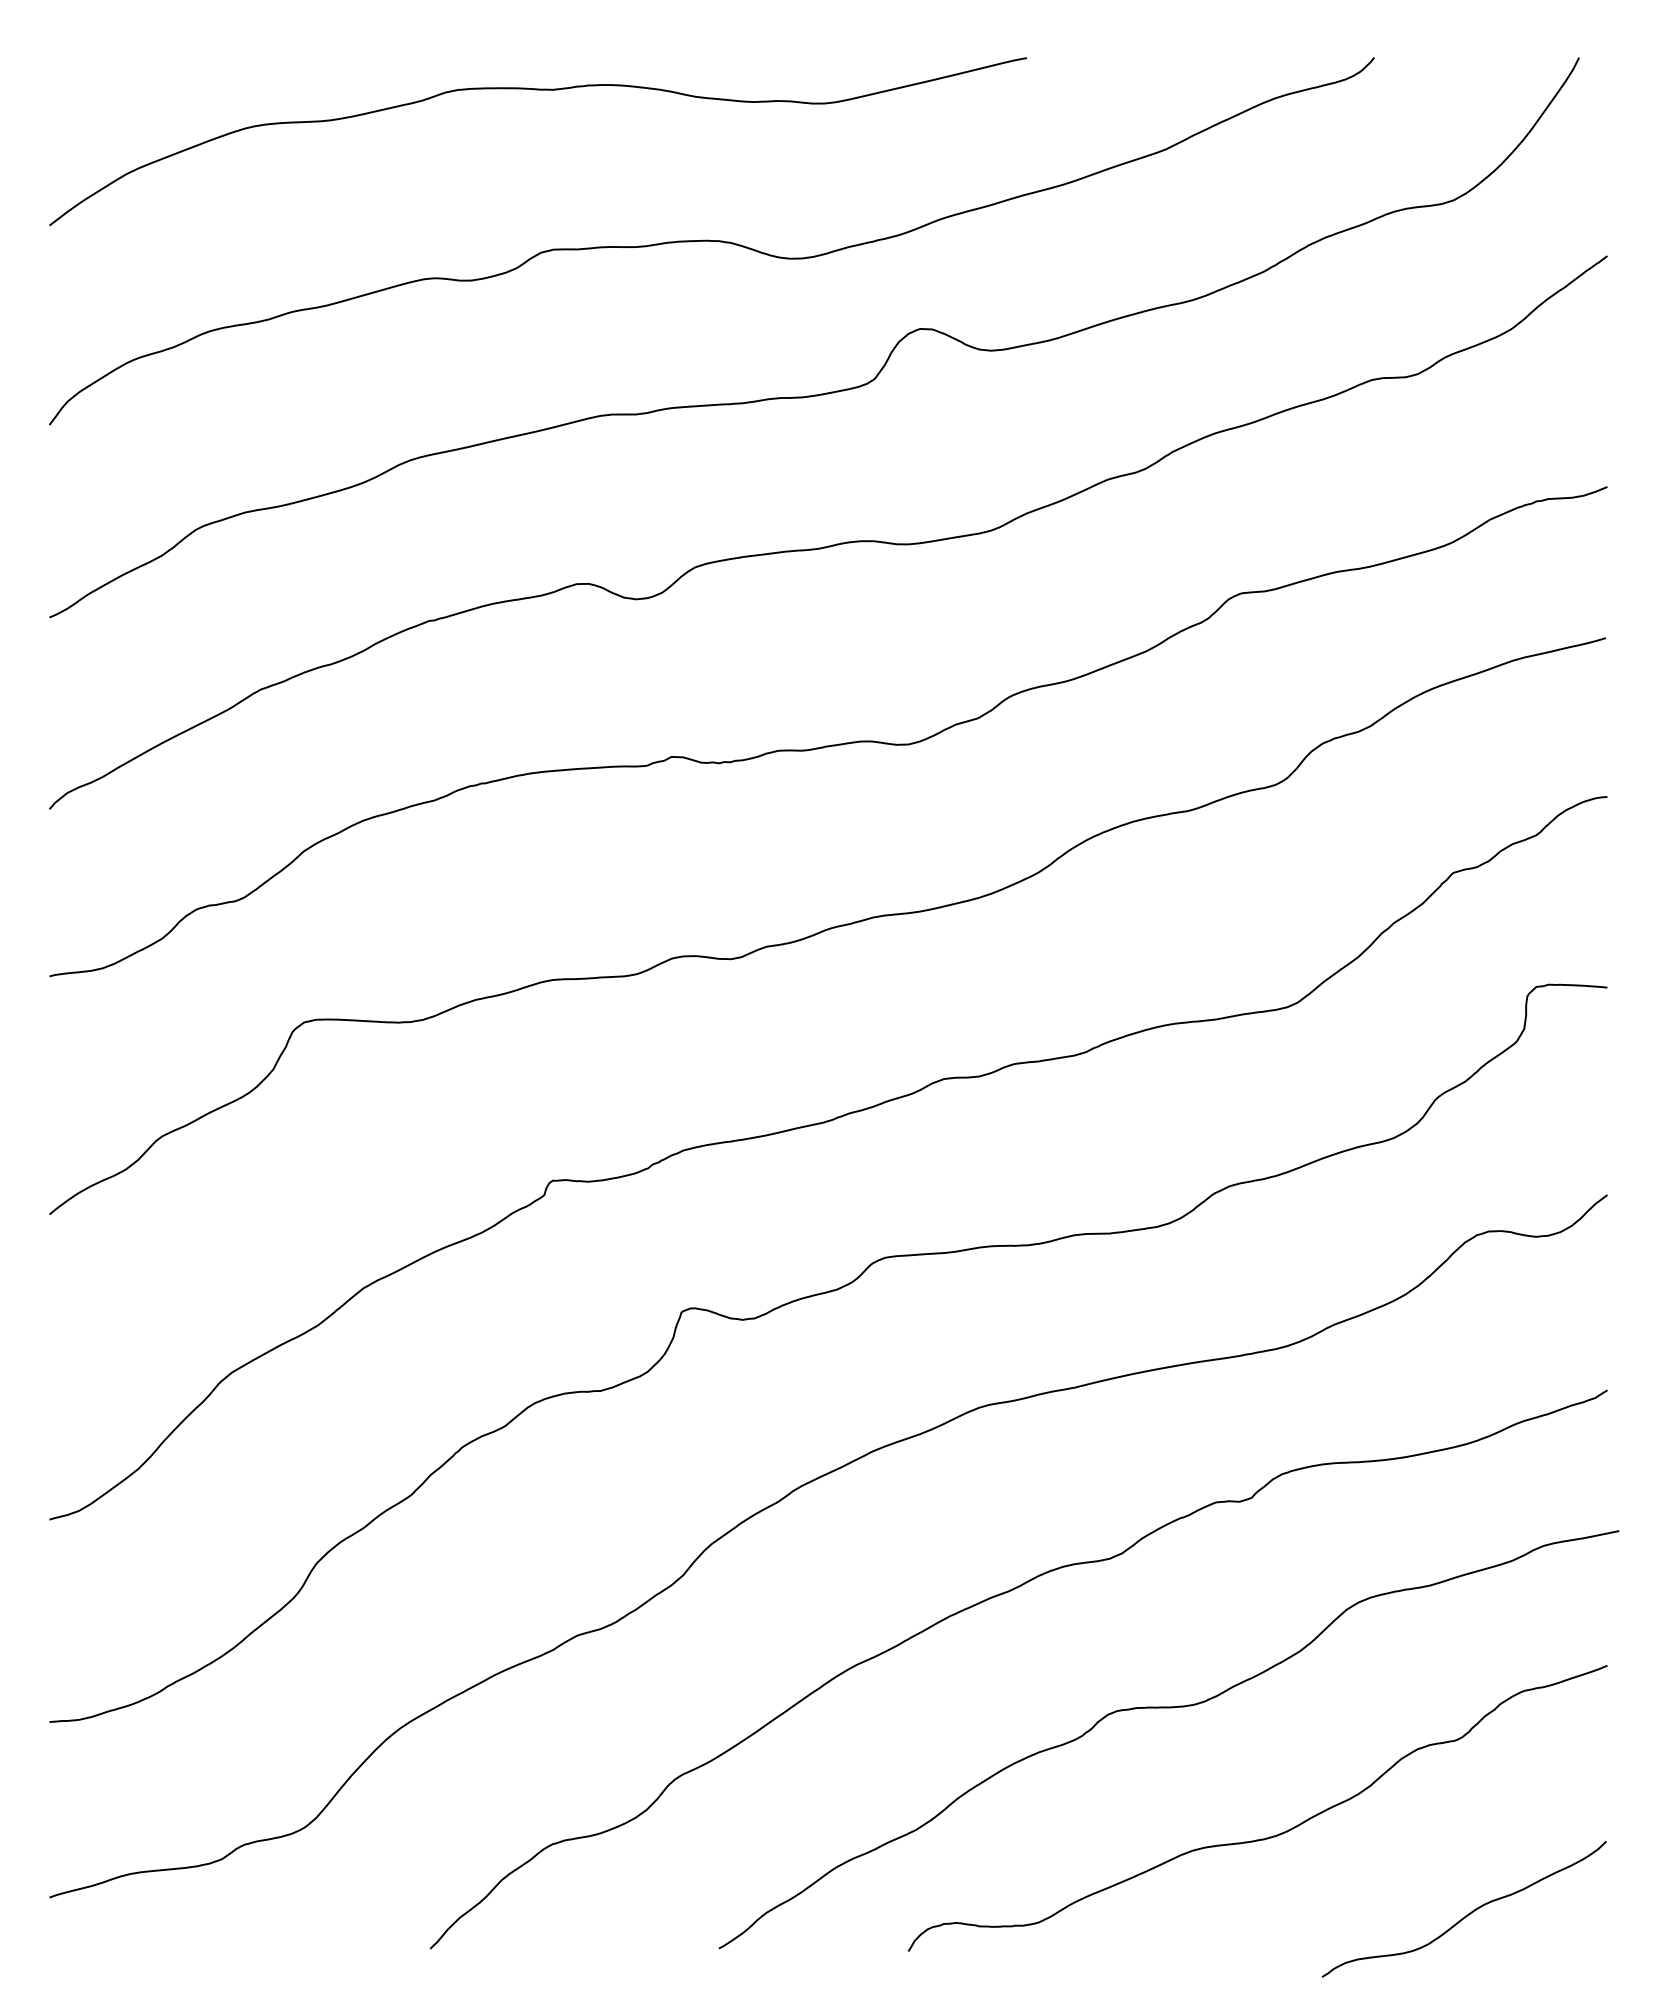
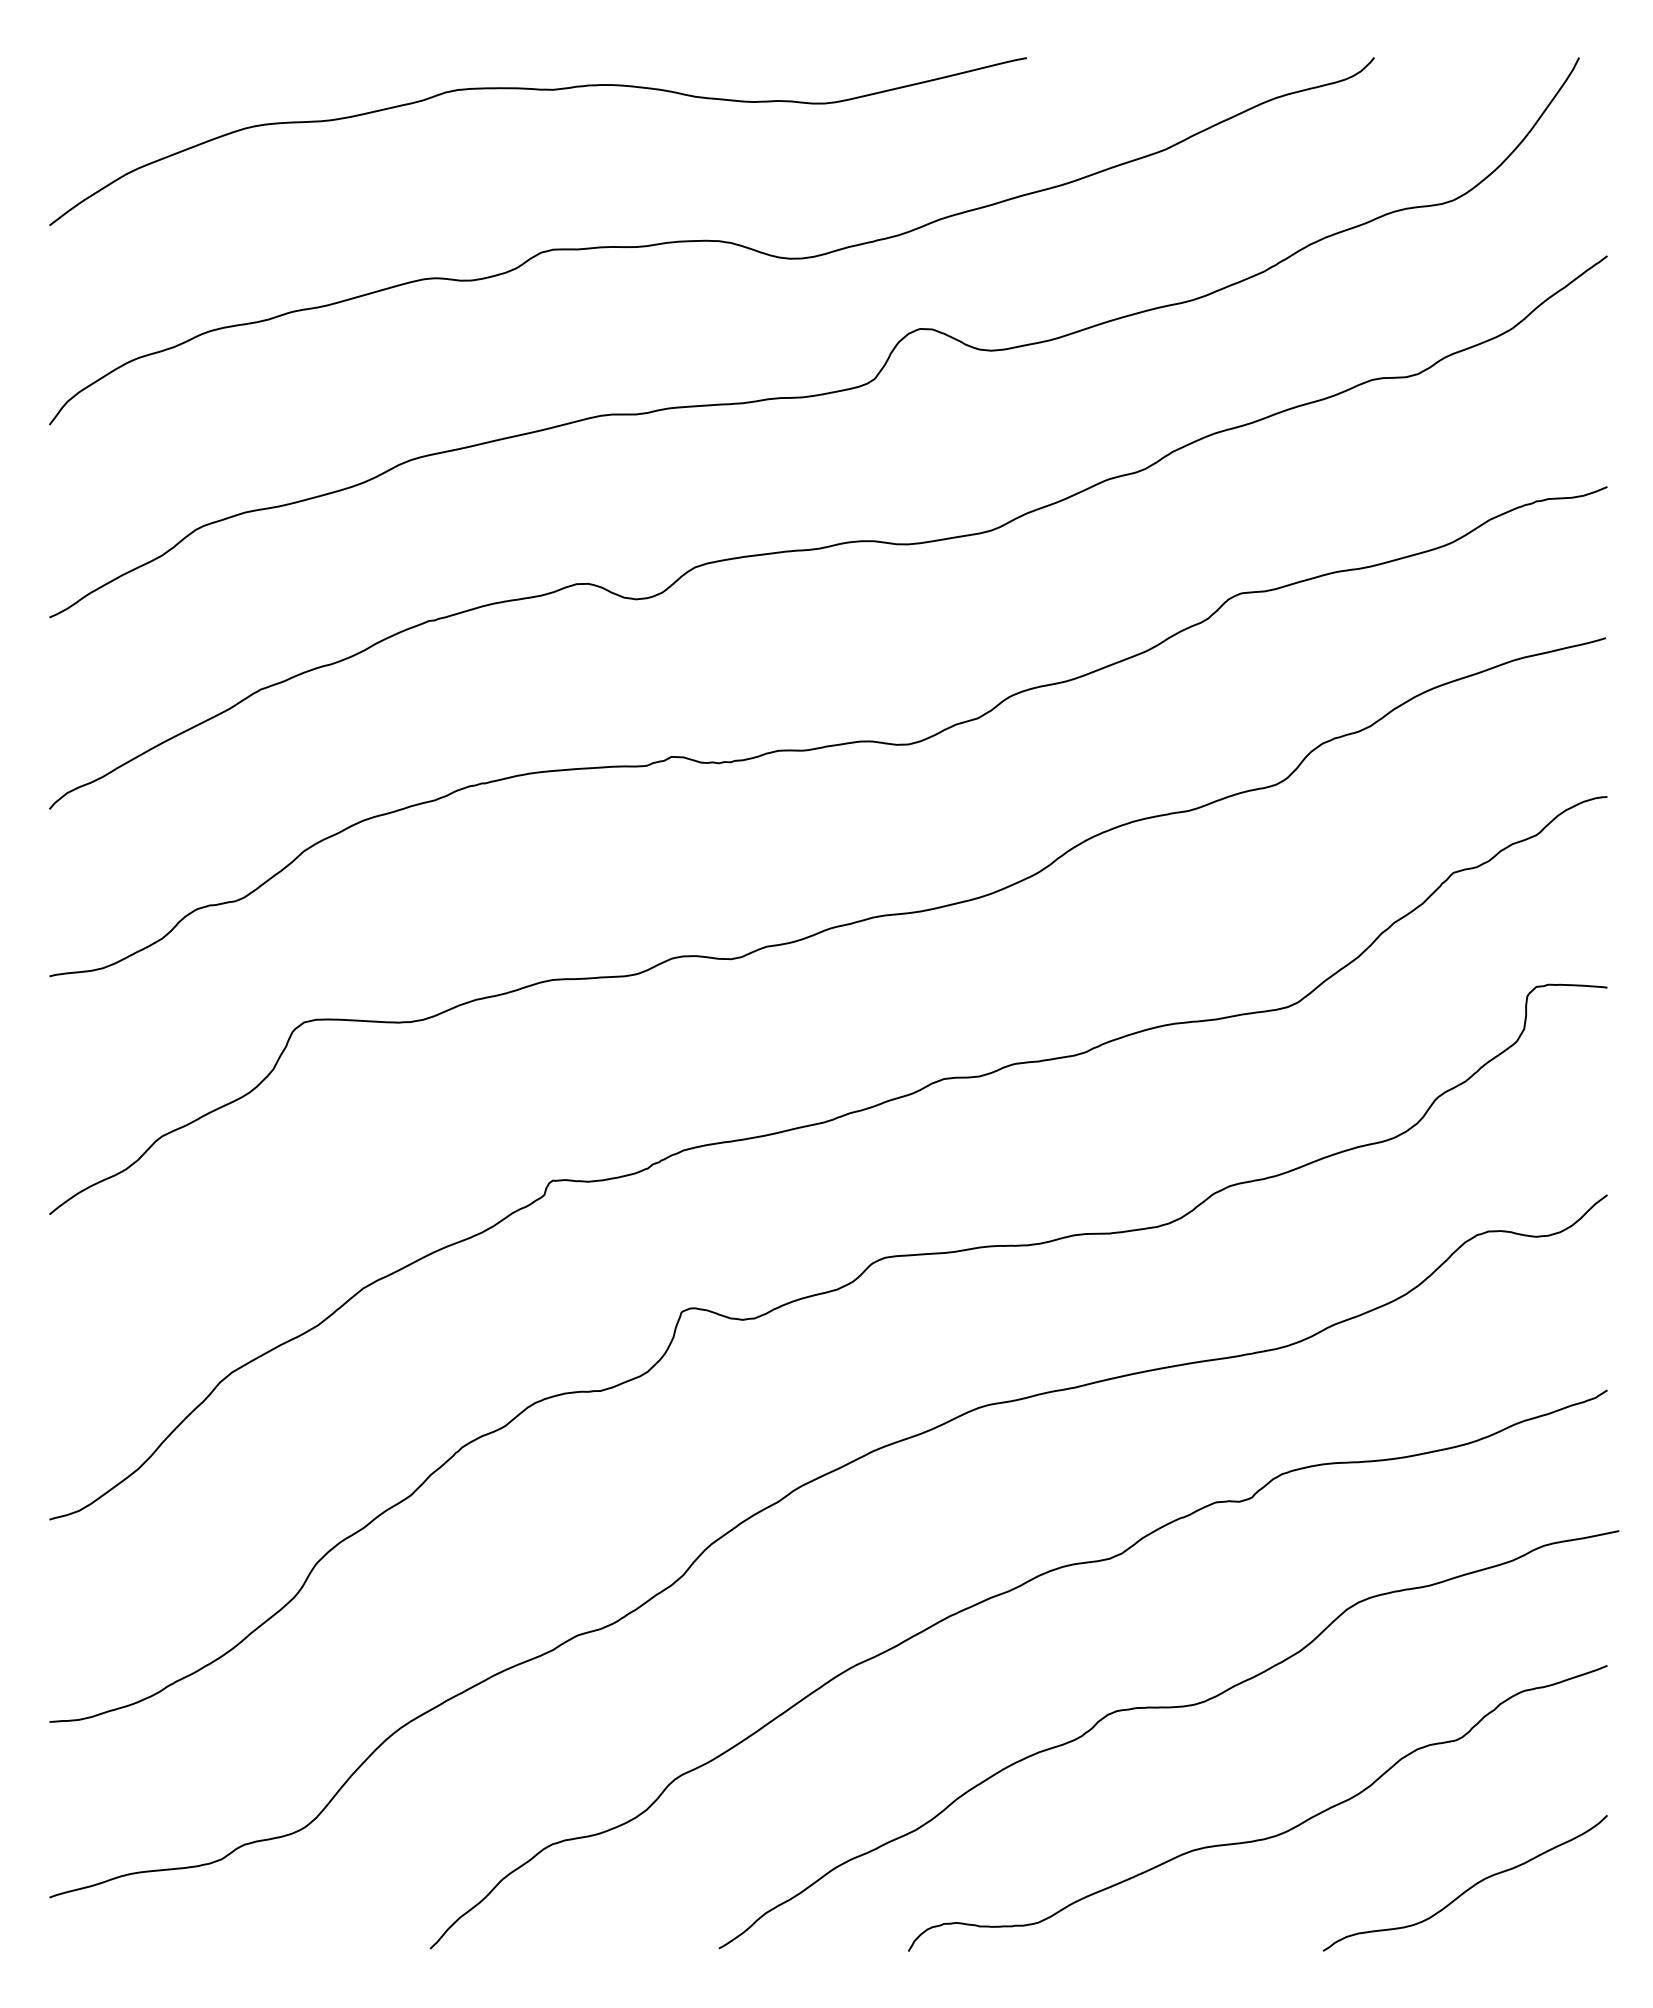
curve position: (1465, 1915) -> (1466, 1889) (1466, 1889)
